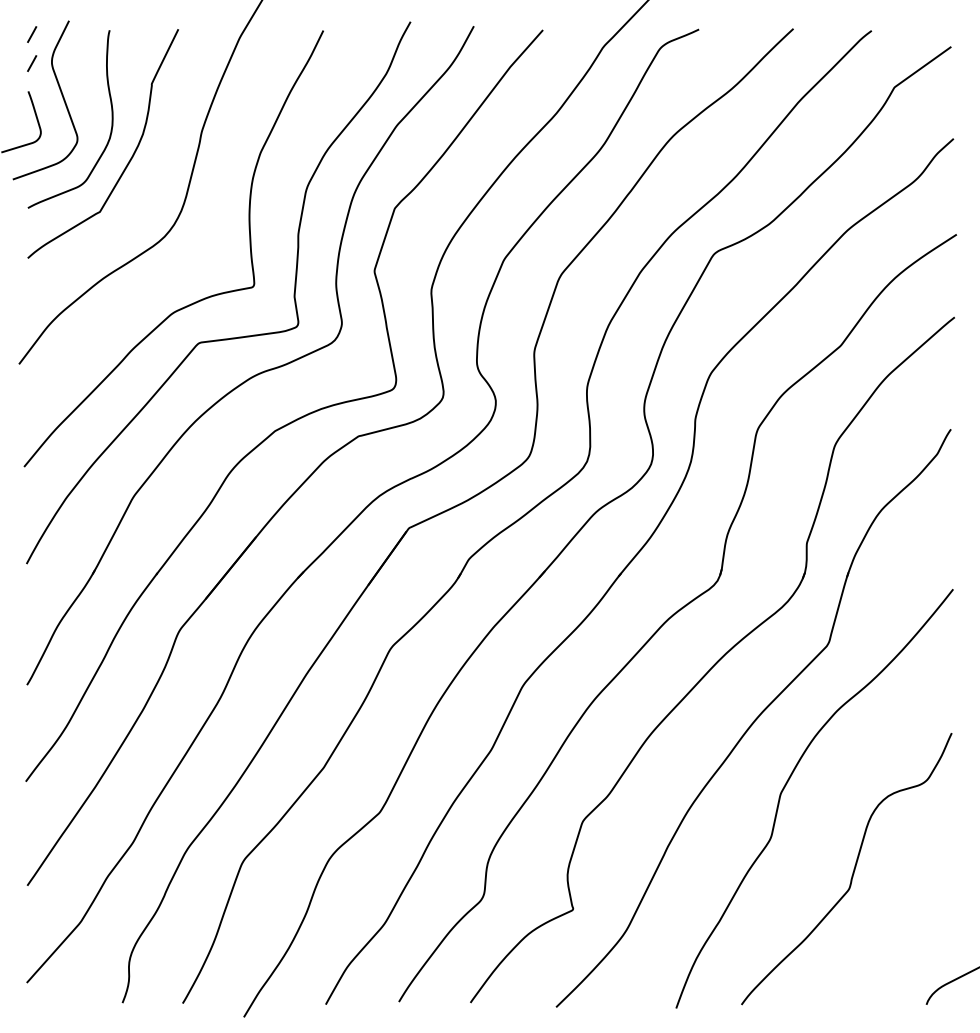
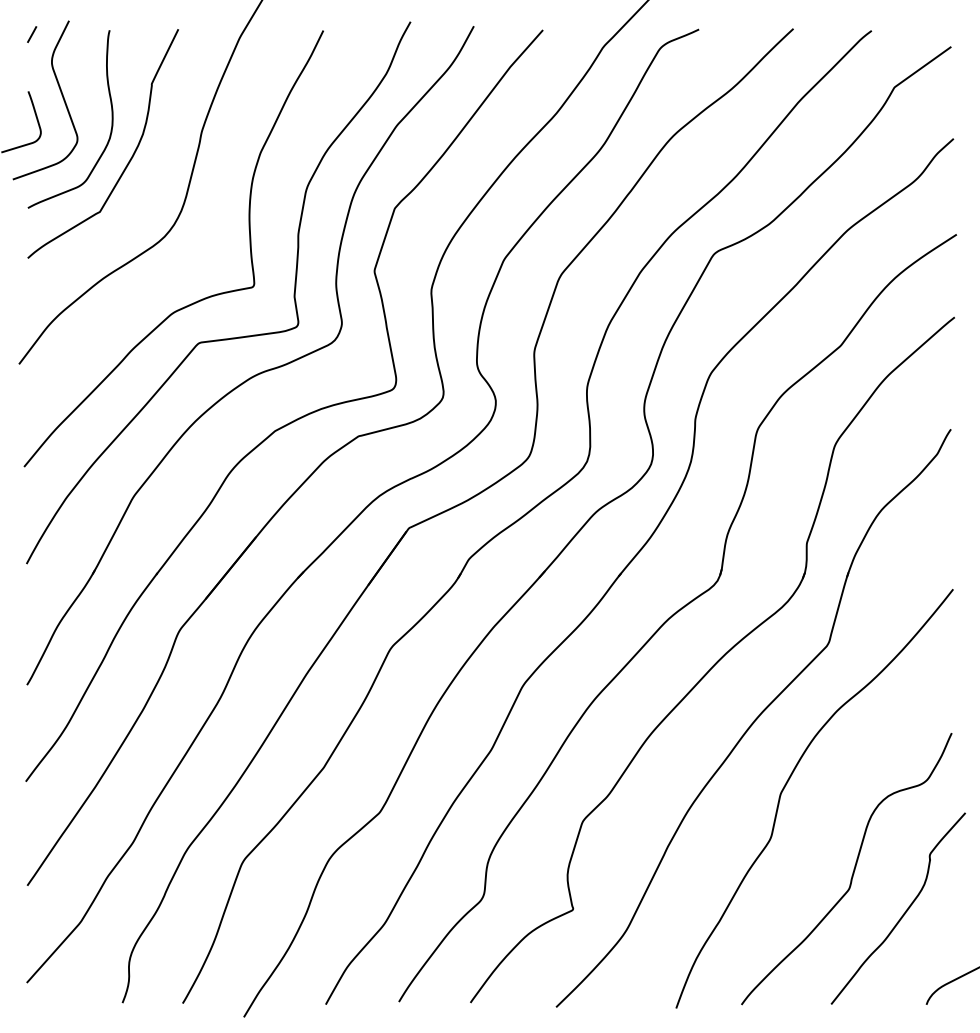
line: present -> none (32, 63)
curve: none -> present (903, 913)
